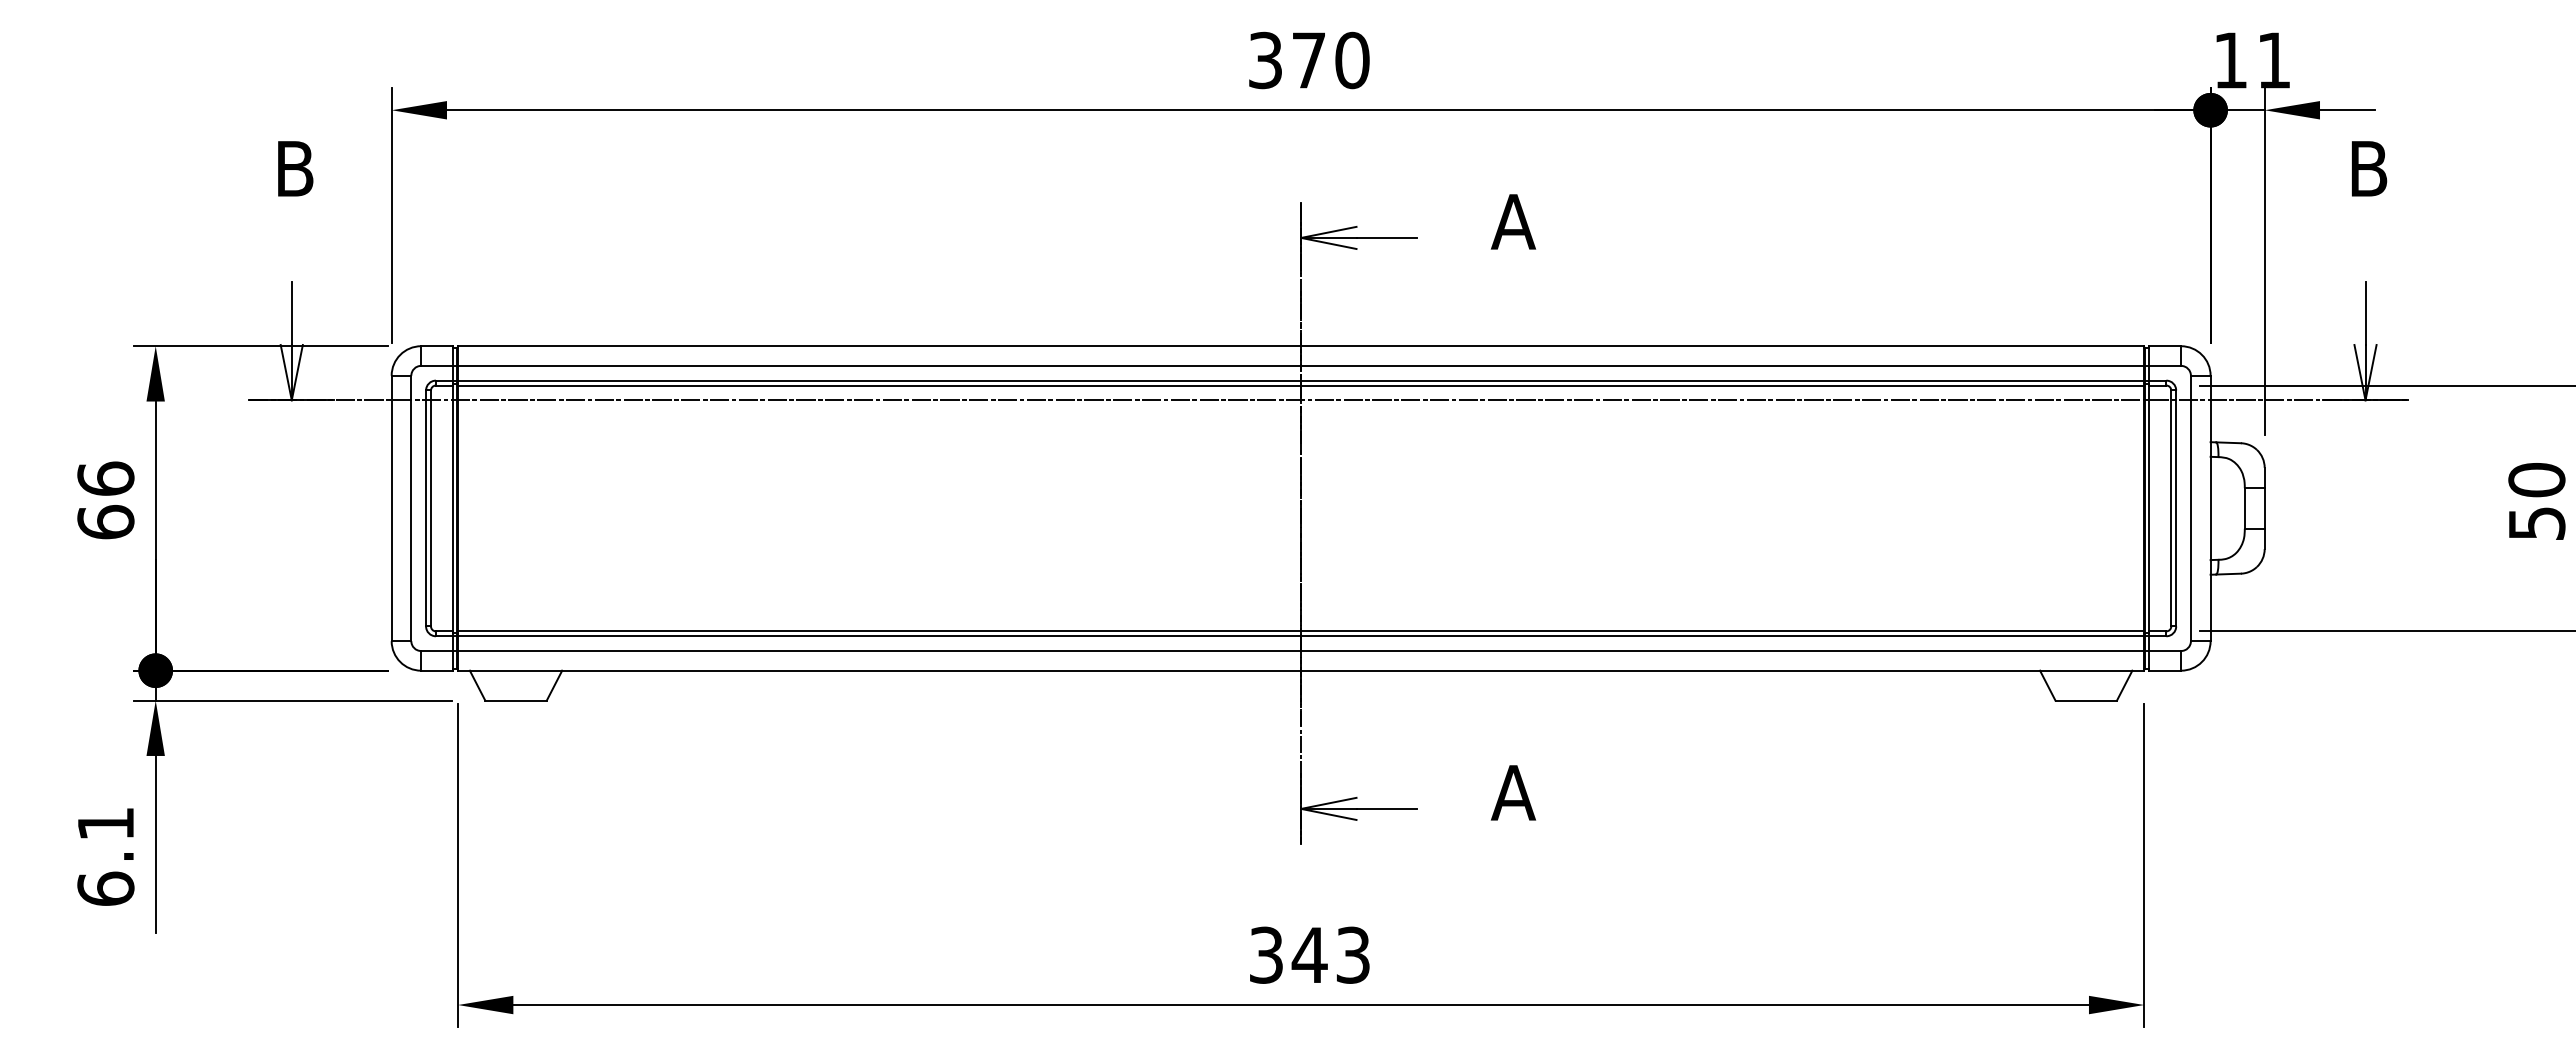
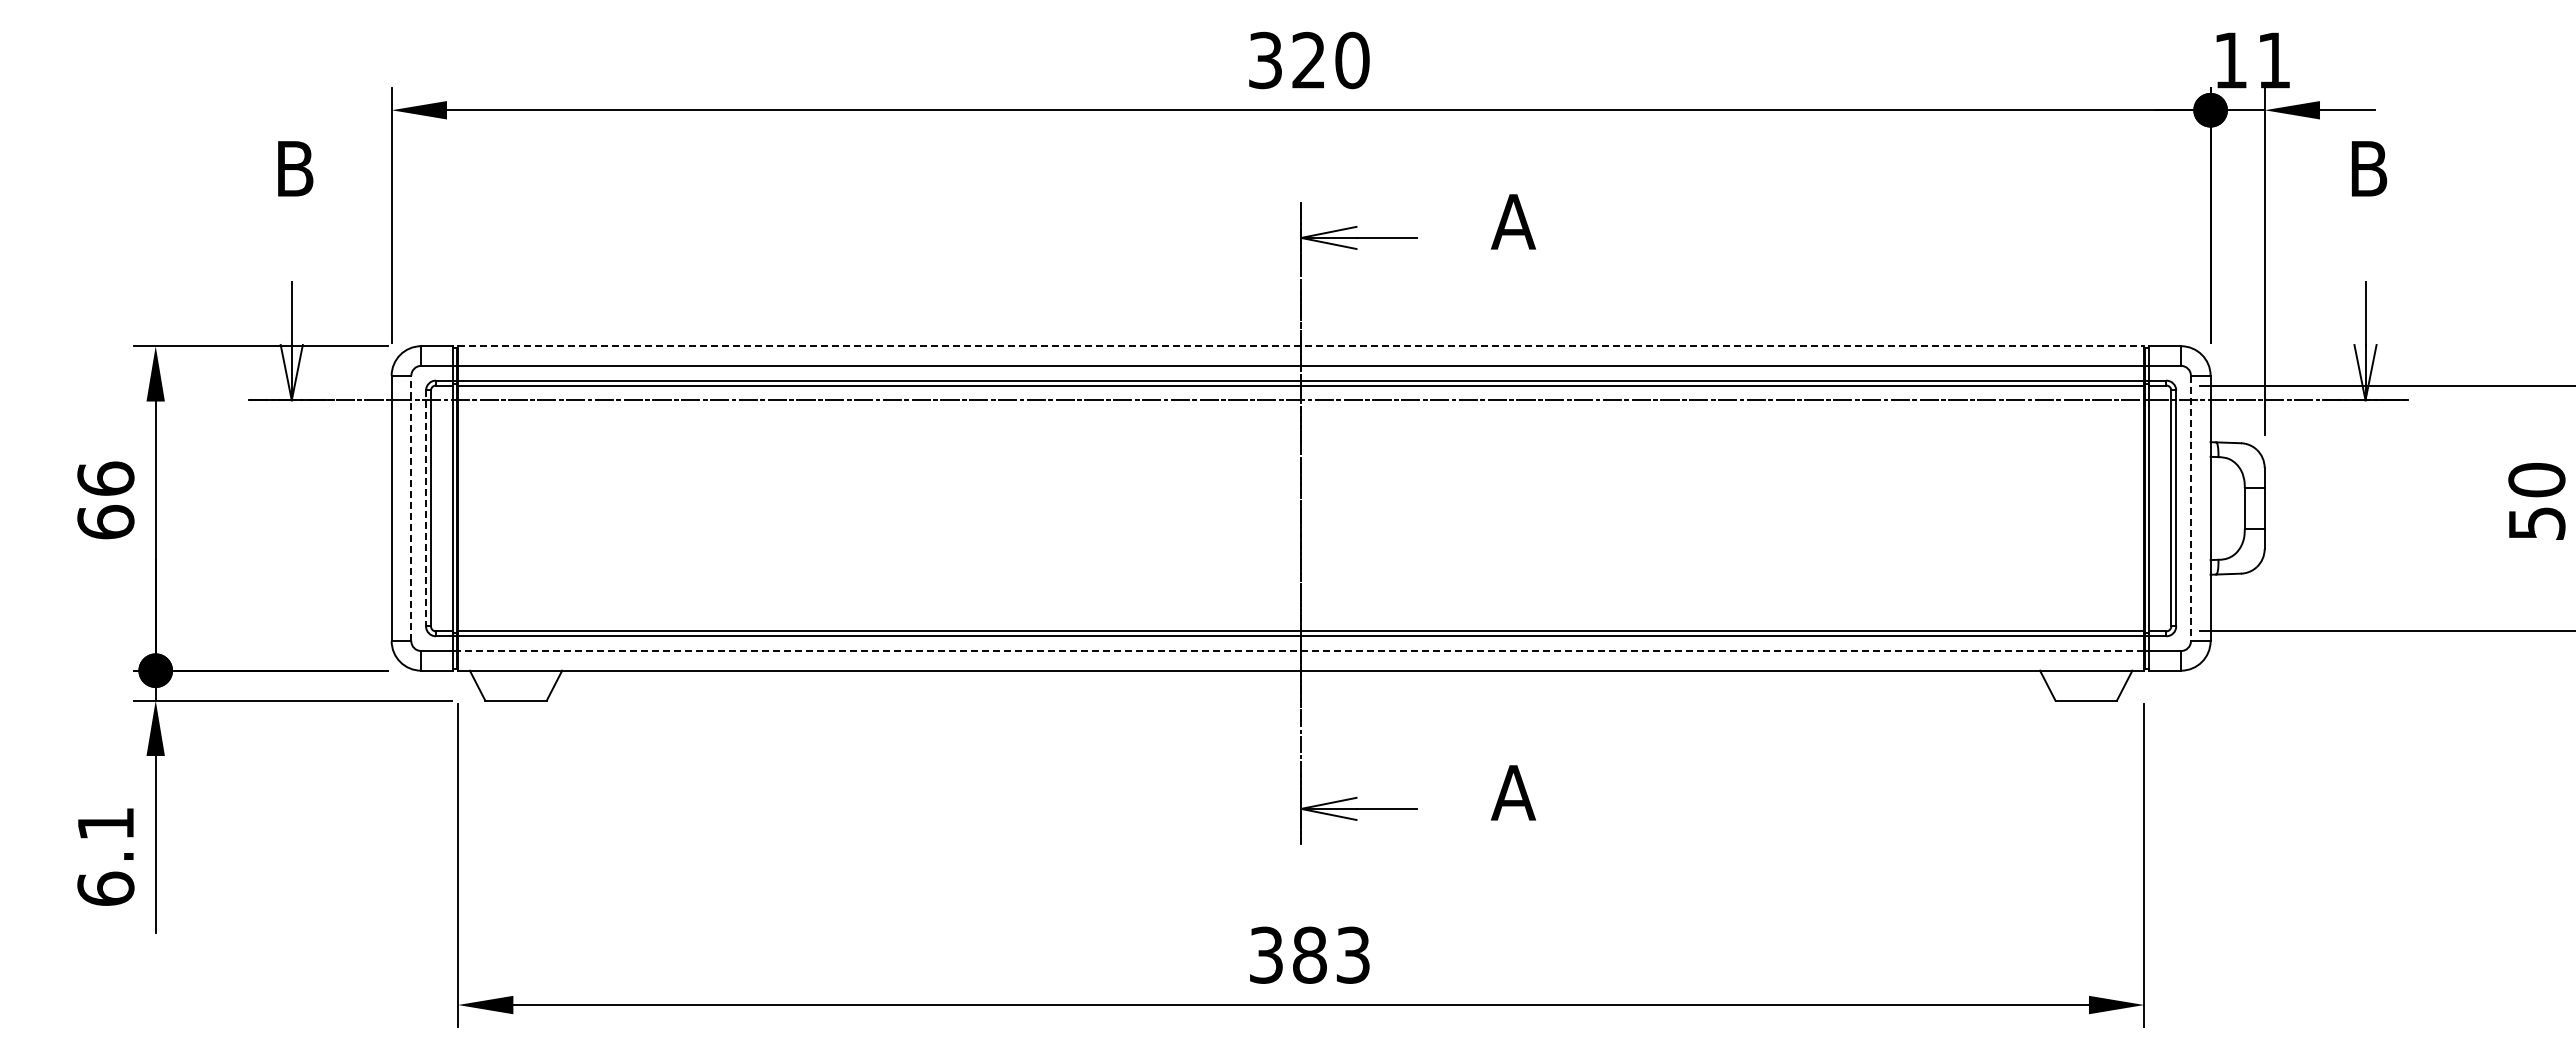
text: 370 -> 320 (1308, 59)
line: solid -> dashed (1301, 346)
line: solid -> dashed (411, 508)
line: solid -> dashed (426, 508)
line: solid -> dashed (2190, 508)
line: solid -> dashed (1300, 651)
text: 343 -> 383 (1309, 954)
